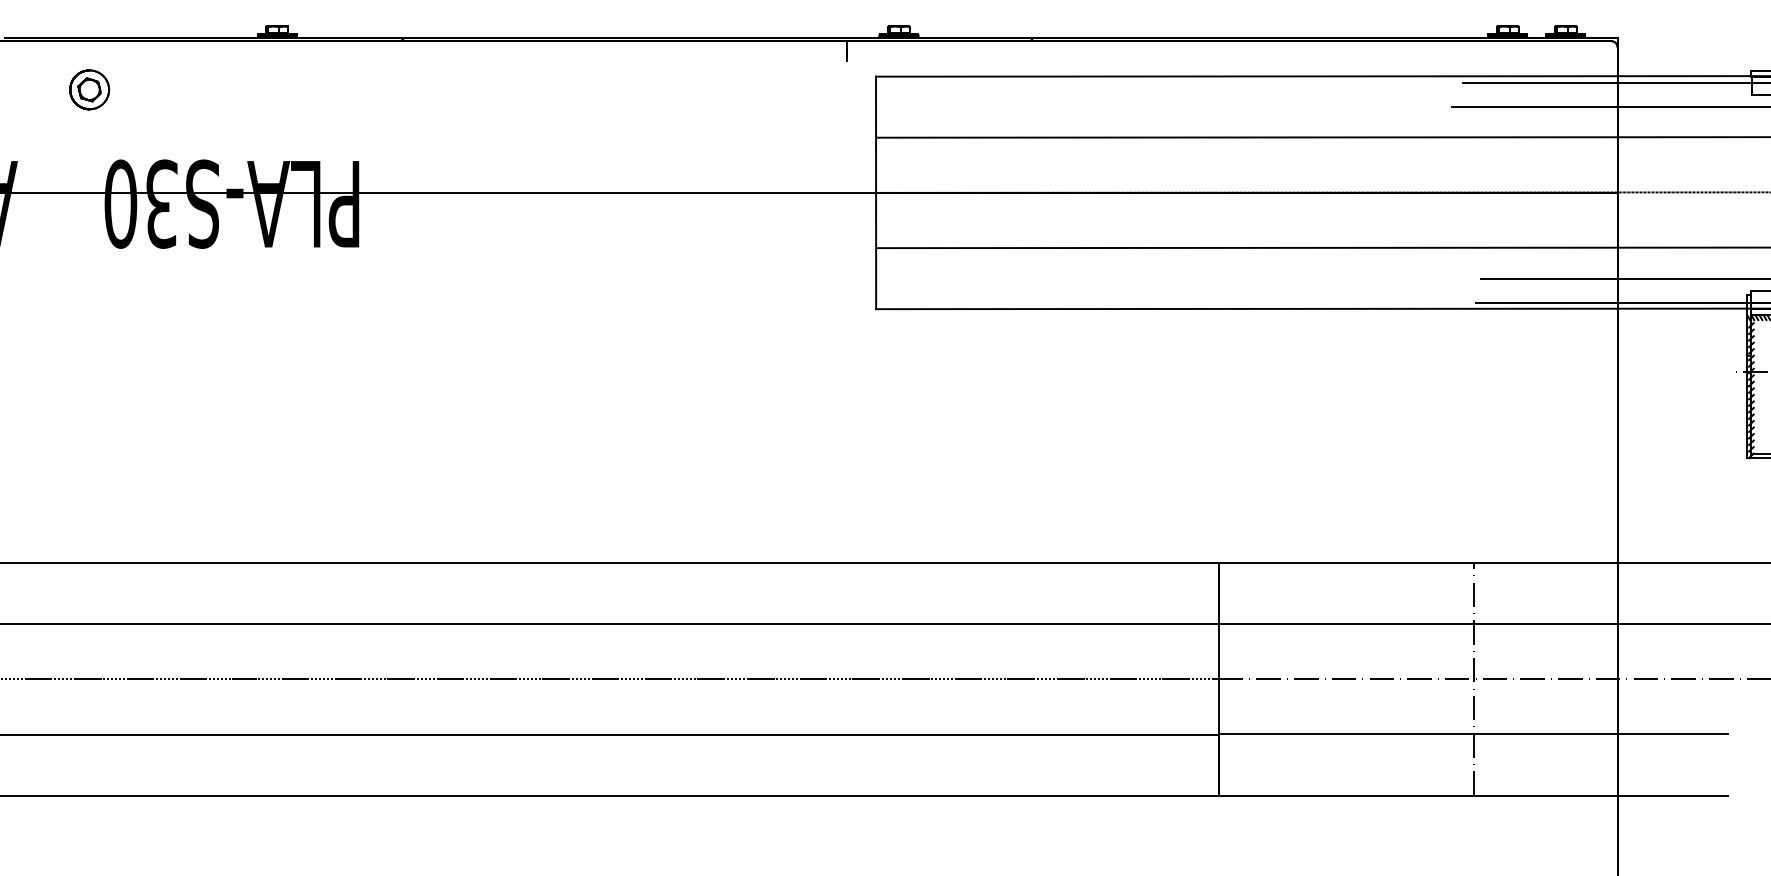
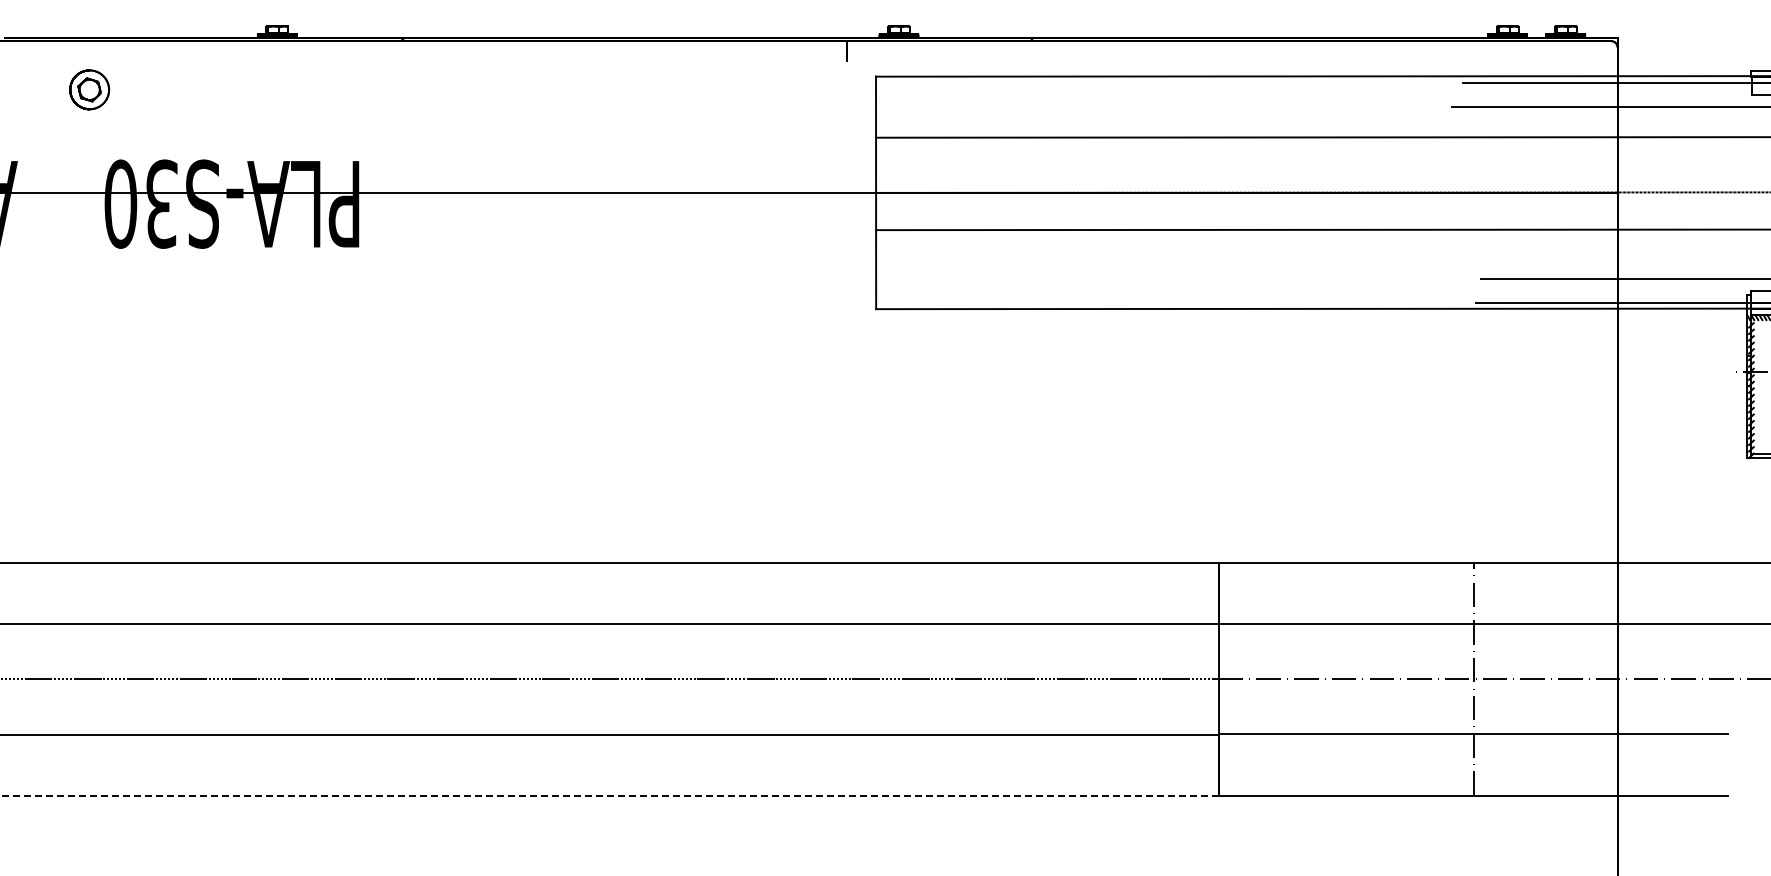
line position: (1321, 247) -> (1321, 229) (1321, 229)
line: solid -> dashed (609, 795)
